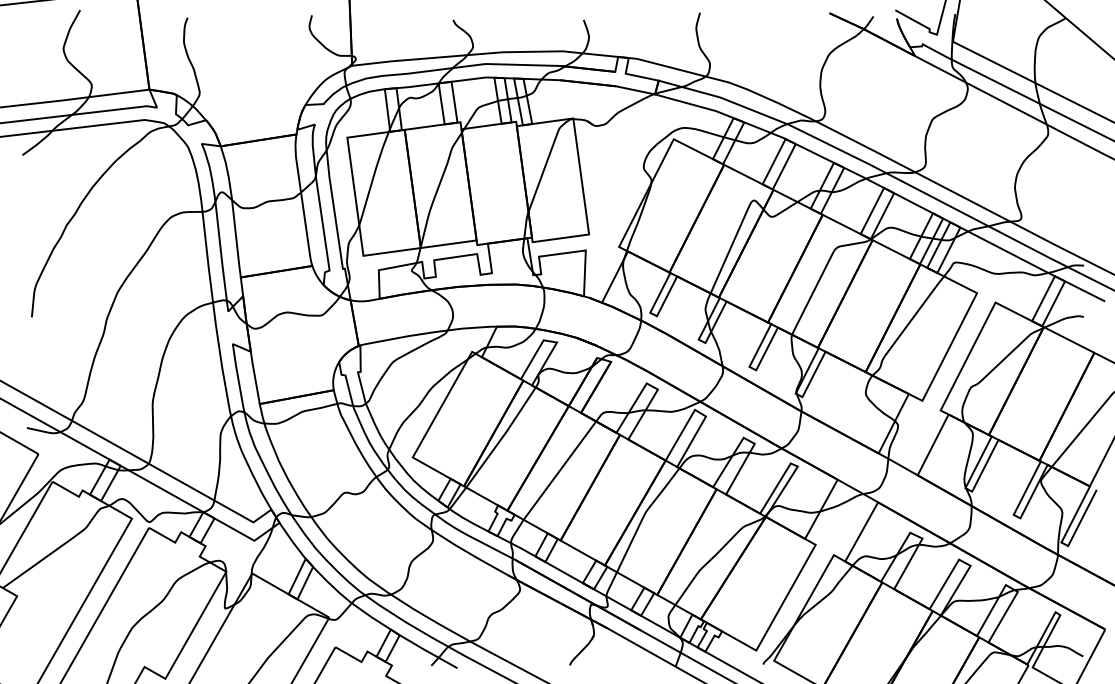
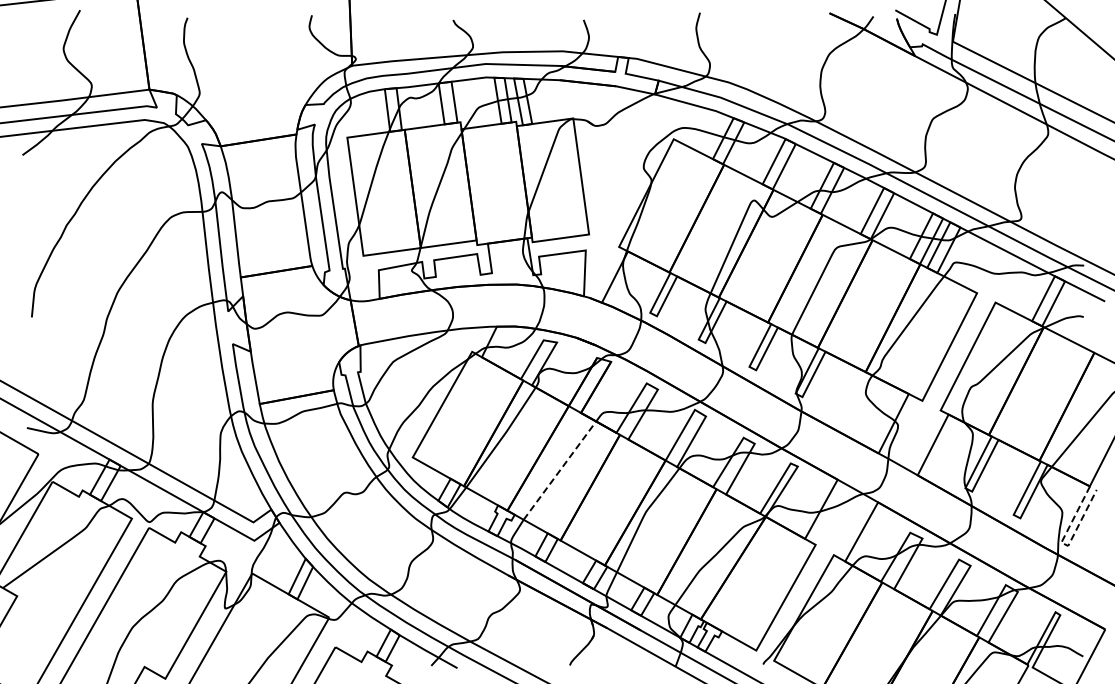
line: solid -> dashed (560, 470)
line: solid -> dashed (1064, 544)
